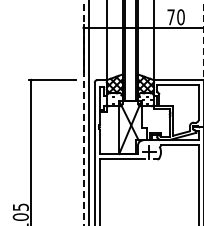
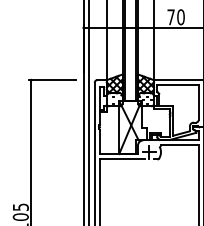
line: dashed -> solid (203, 41)
line: dashed -> solid (83, 113)
